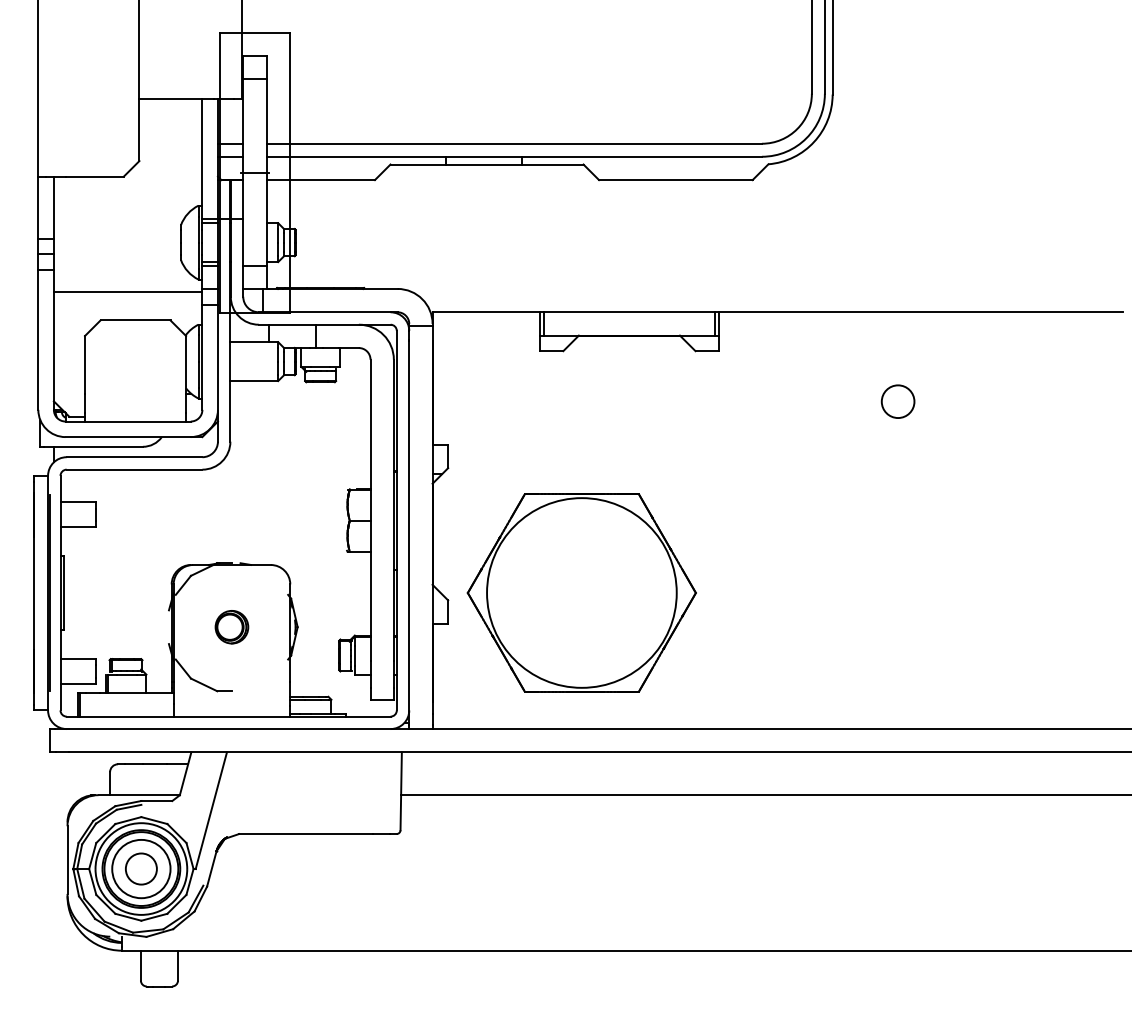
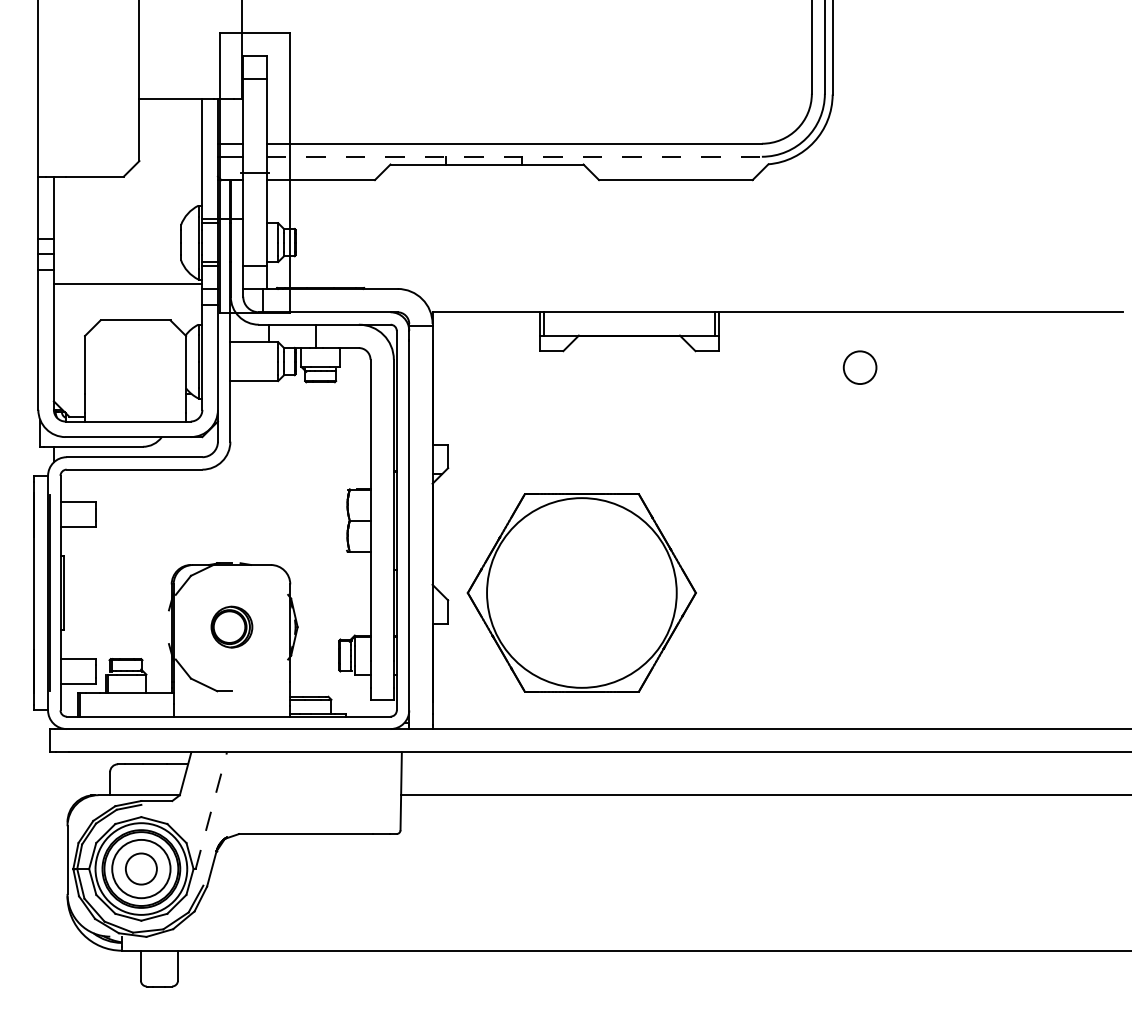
line: solid -> dashed (514, 156)
line position: (127, 292) -> (127, 284) (127, 284)
circle position: (897, 401) -> (859, 367) (859, 367)
part size: 36x35 px -> 44x44 px (231, 626)
line: solid -> dashed (211, 810)
